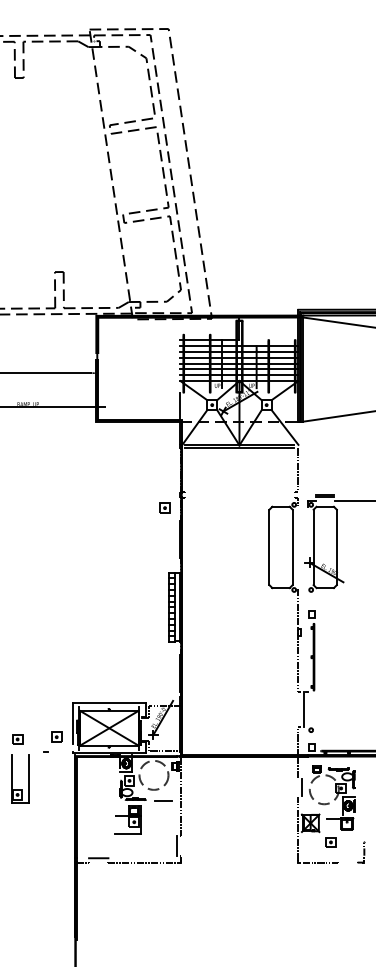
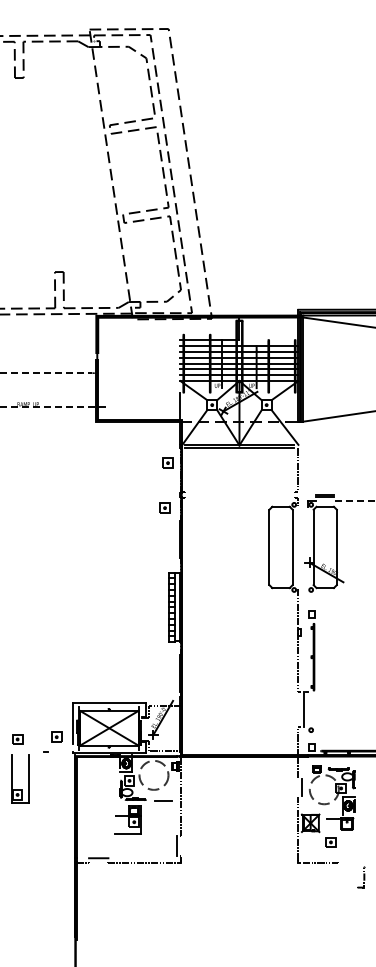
line: solid -> dashed (6, 407)
part: none -> present (167, 462)
line: solid -> dashed (355, 501)
part position: (361, 852) -> (361, 877) (361, 877)
